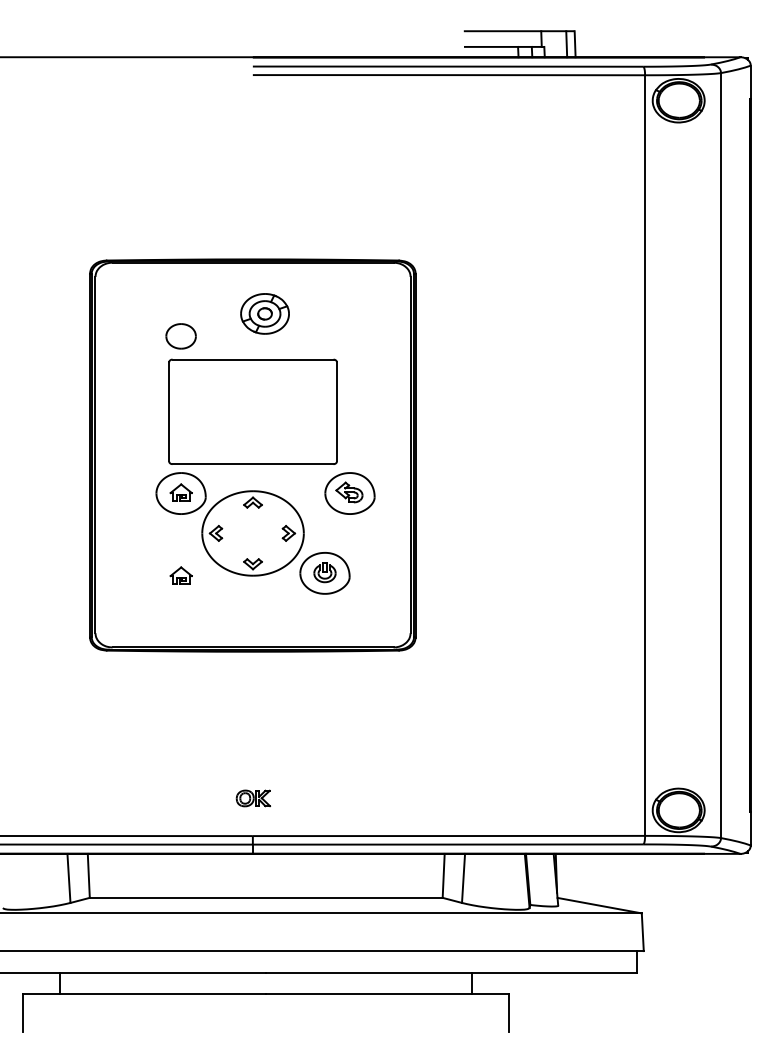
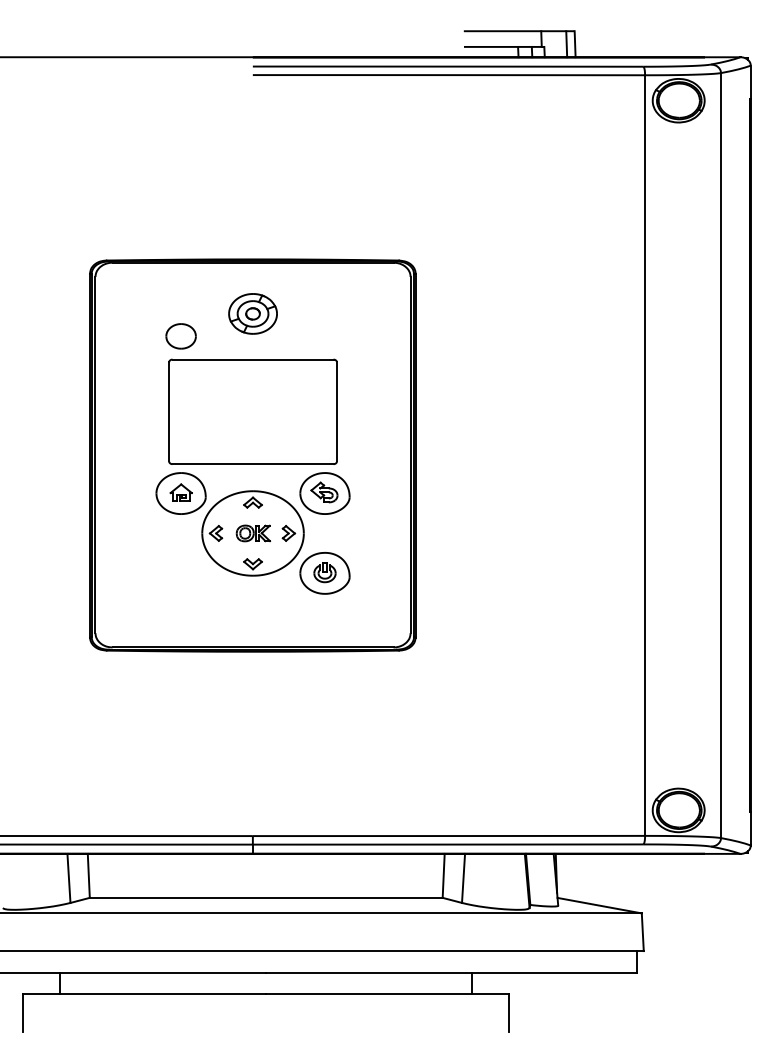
part position: (264, 313) -> (252, 313) (252, 313)
part position: (349, 493) -> (324, 493) (324, 493)
part: present -> none (180, 575)
part position: (252, 798) -> (252, 533) (252, 533)
